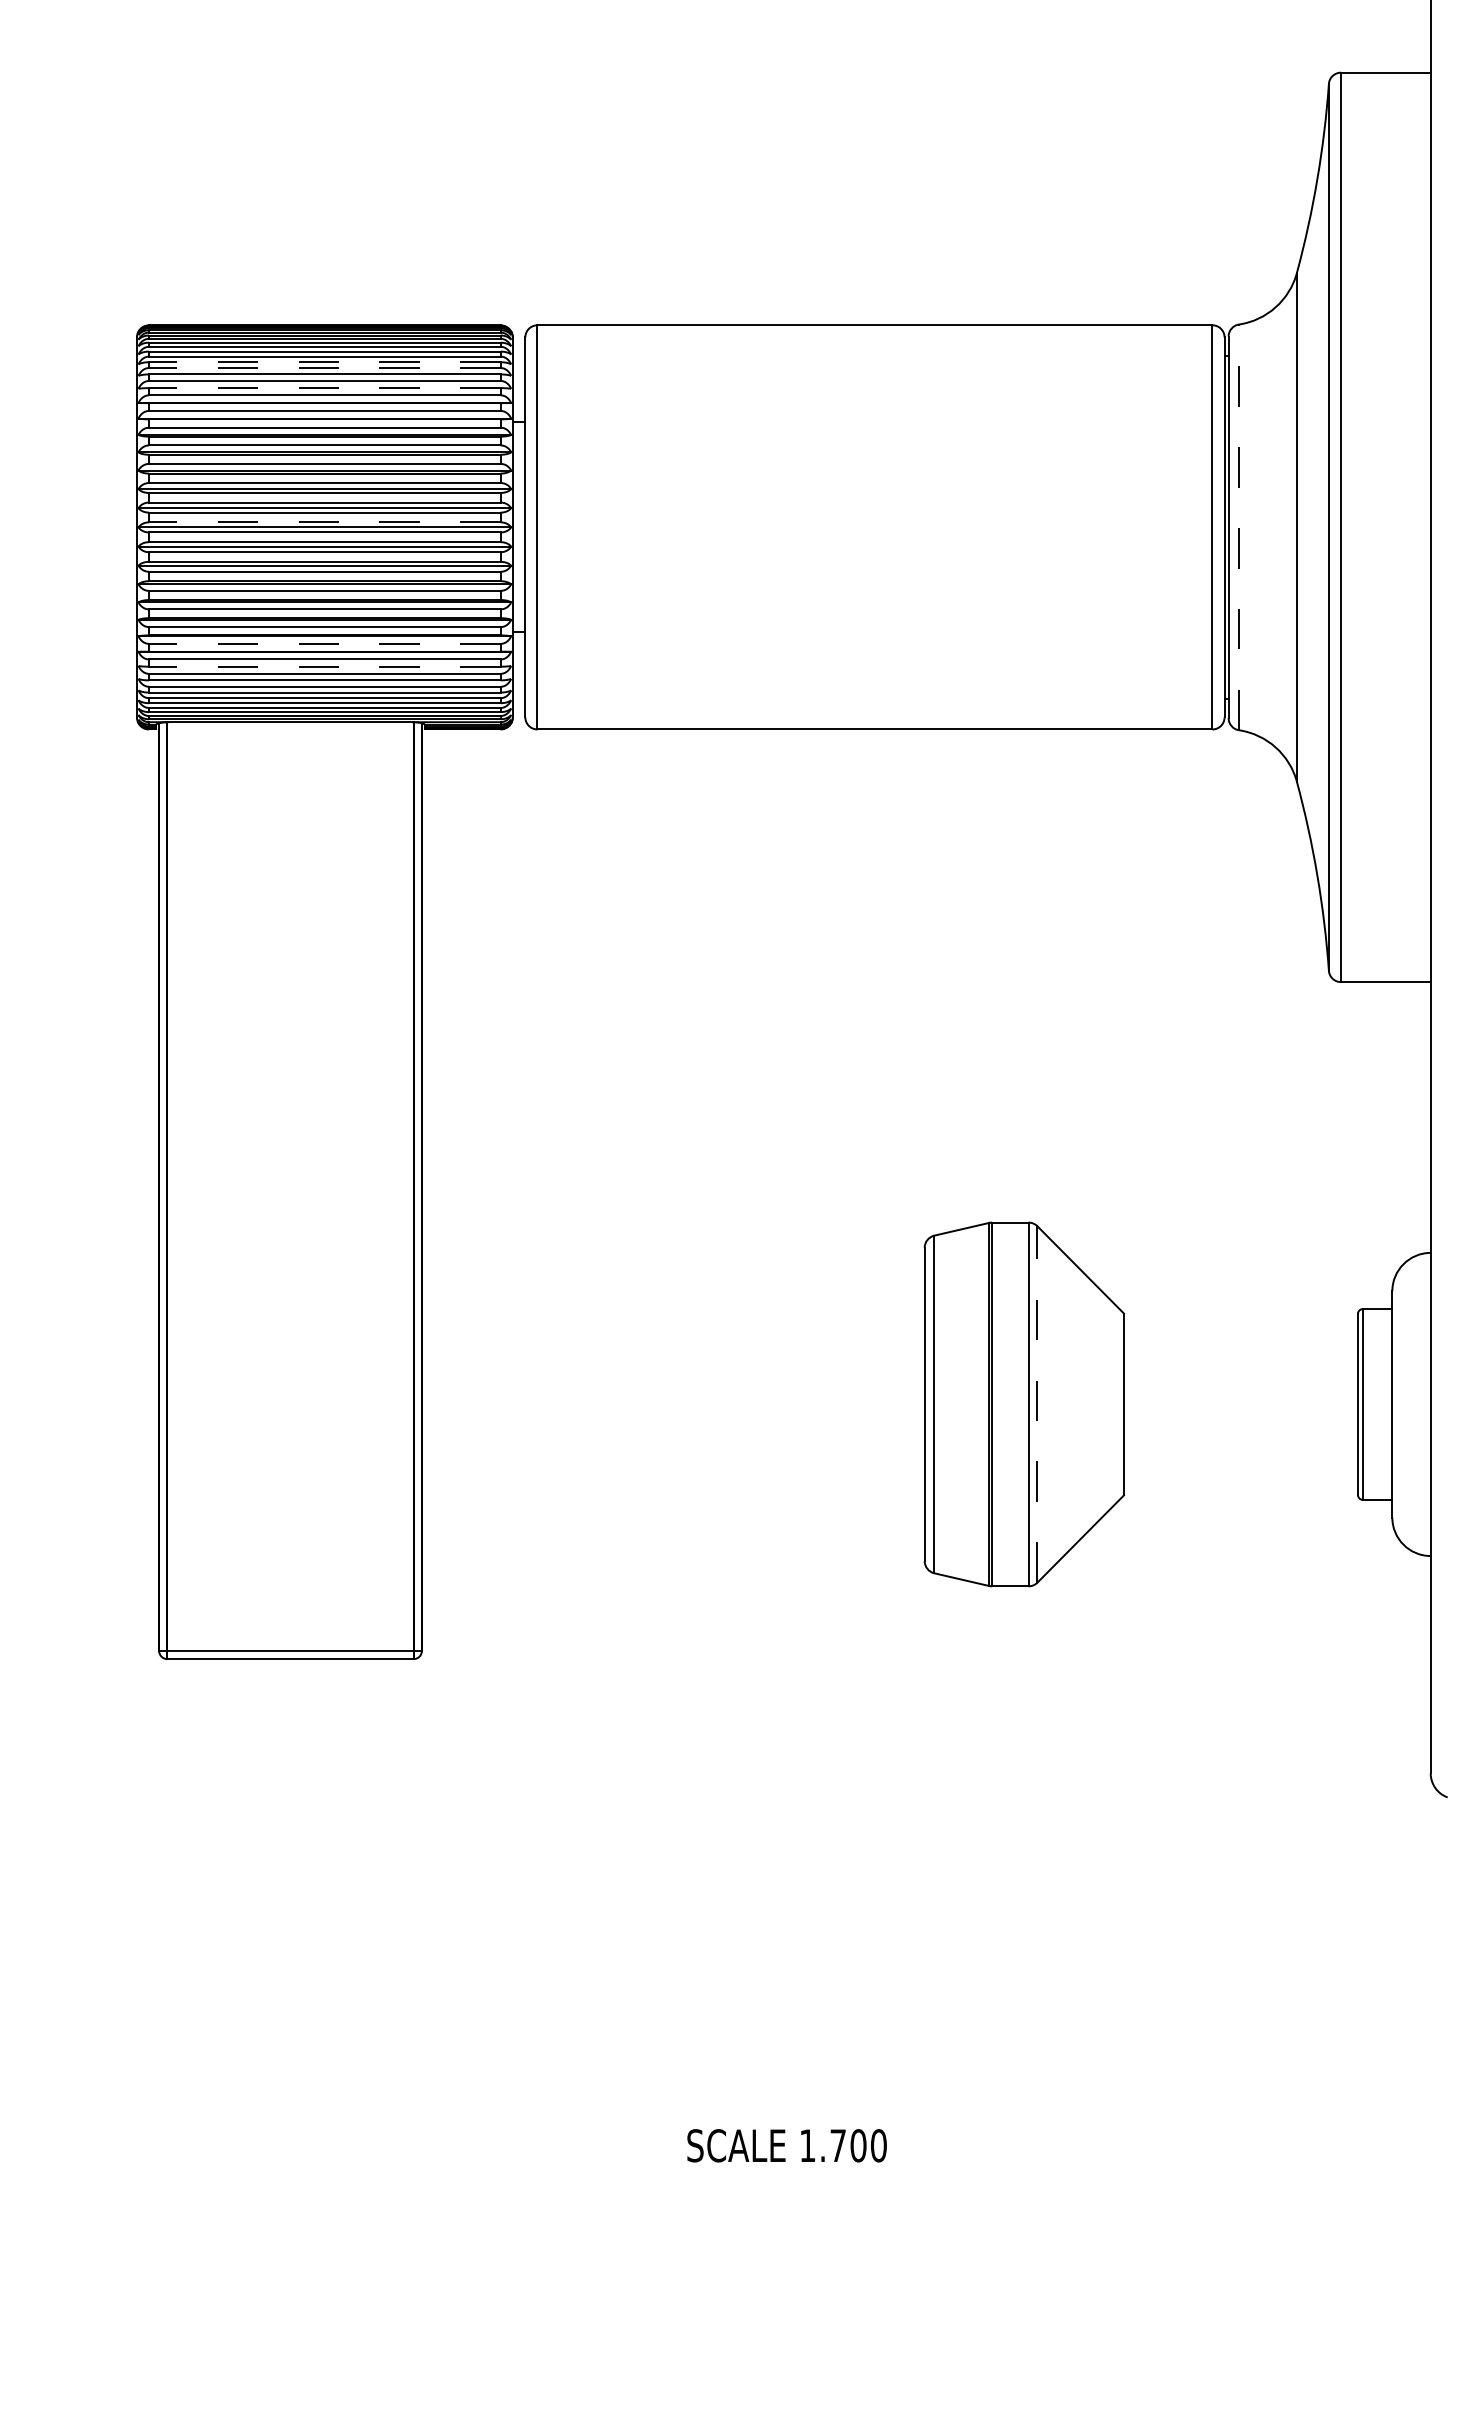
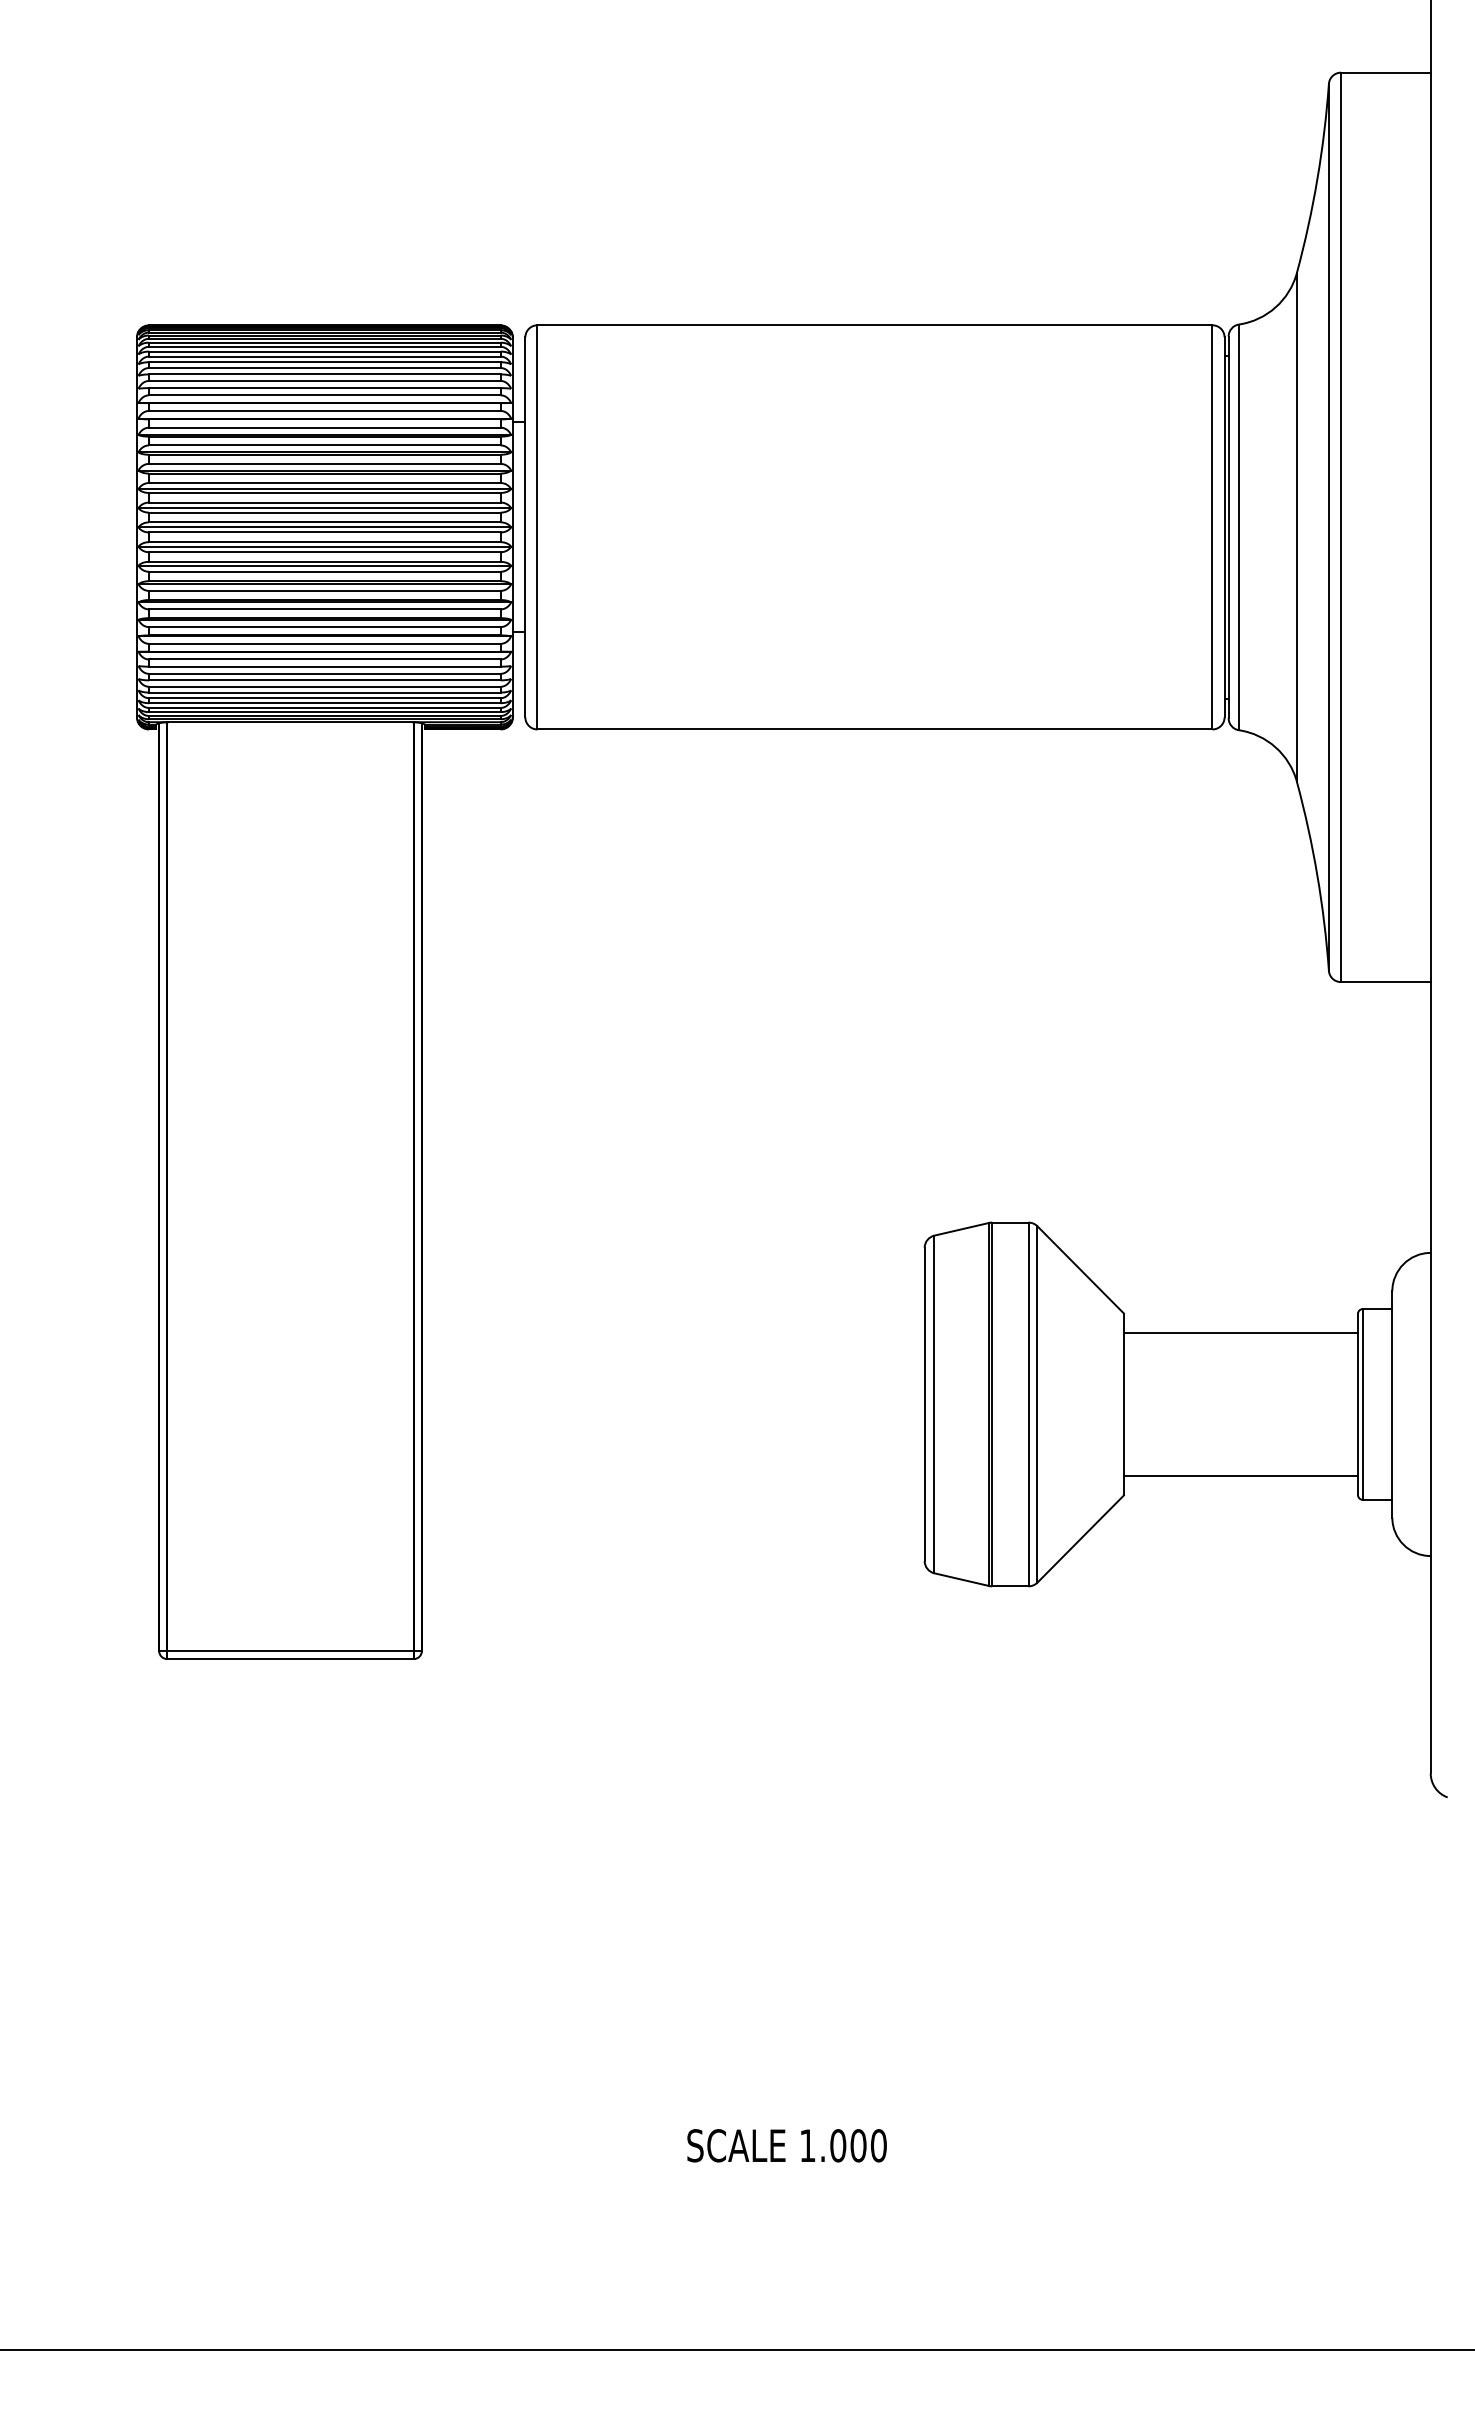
line: dashed -> solid (324, 362)
line: dashed -> solid (324, 368)
line: dashed -> solid (324, 388)
line: dashed -> solid (324, 522)
line: dashed -> solid (1238, 527)
line: dashed -> solid (324, 643)
line: dashed -> solid (324, 666)
line: none -> present (1240, 1332)
line: dashed -> solid (1037, 1403)
line: none -> present (1240, 1476)
text: 1.700 -> 1.000 (838, 2145)
line: none -> present (736, 2350)
